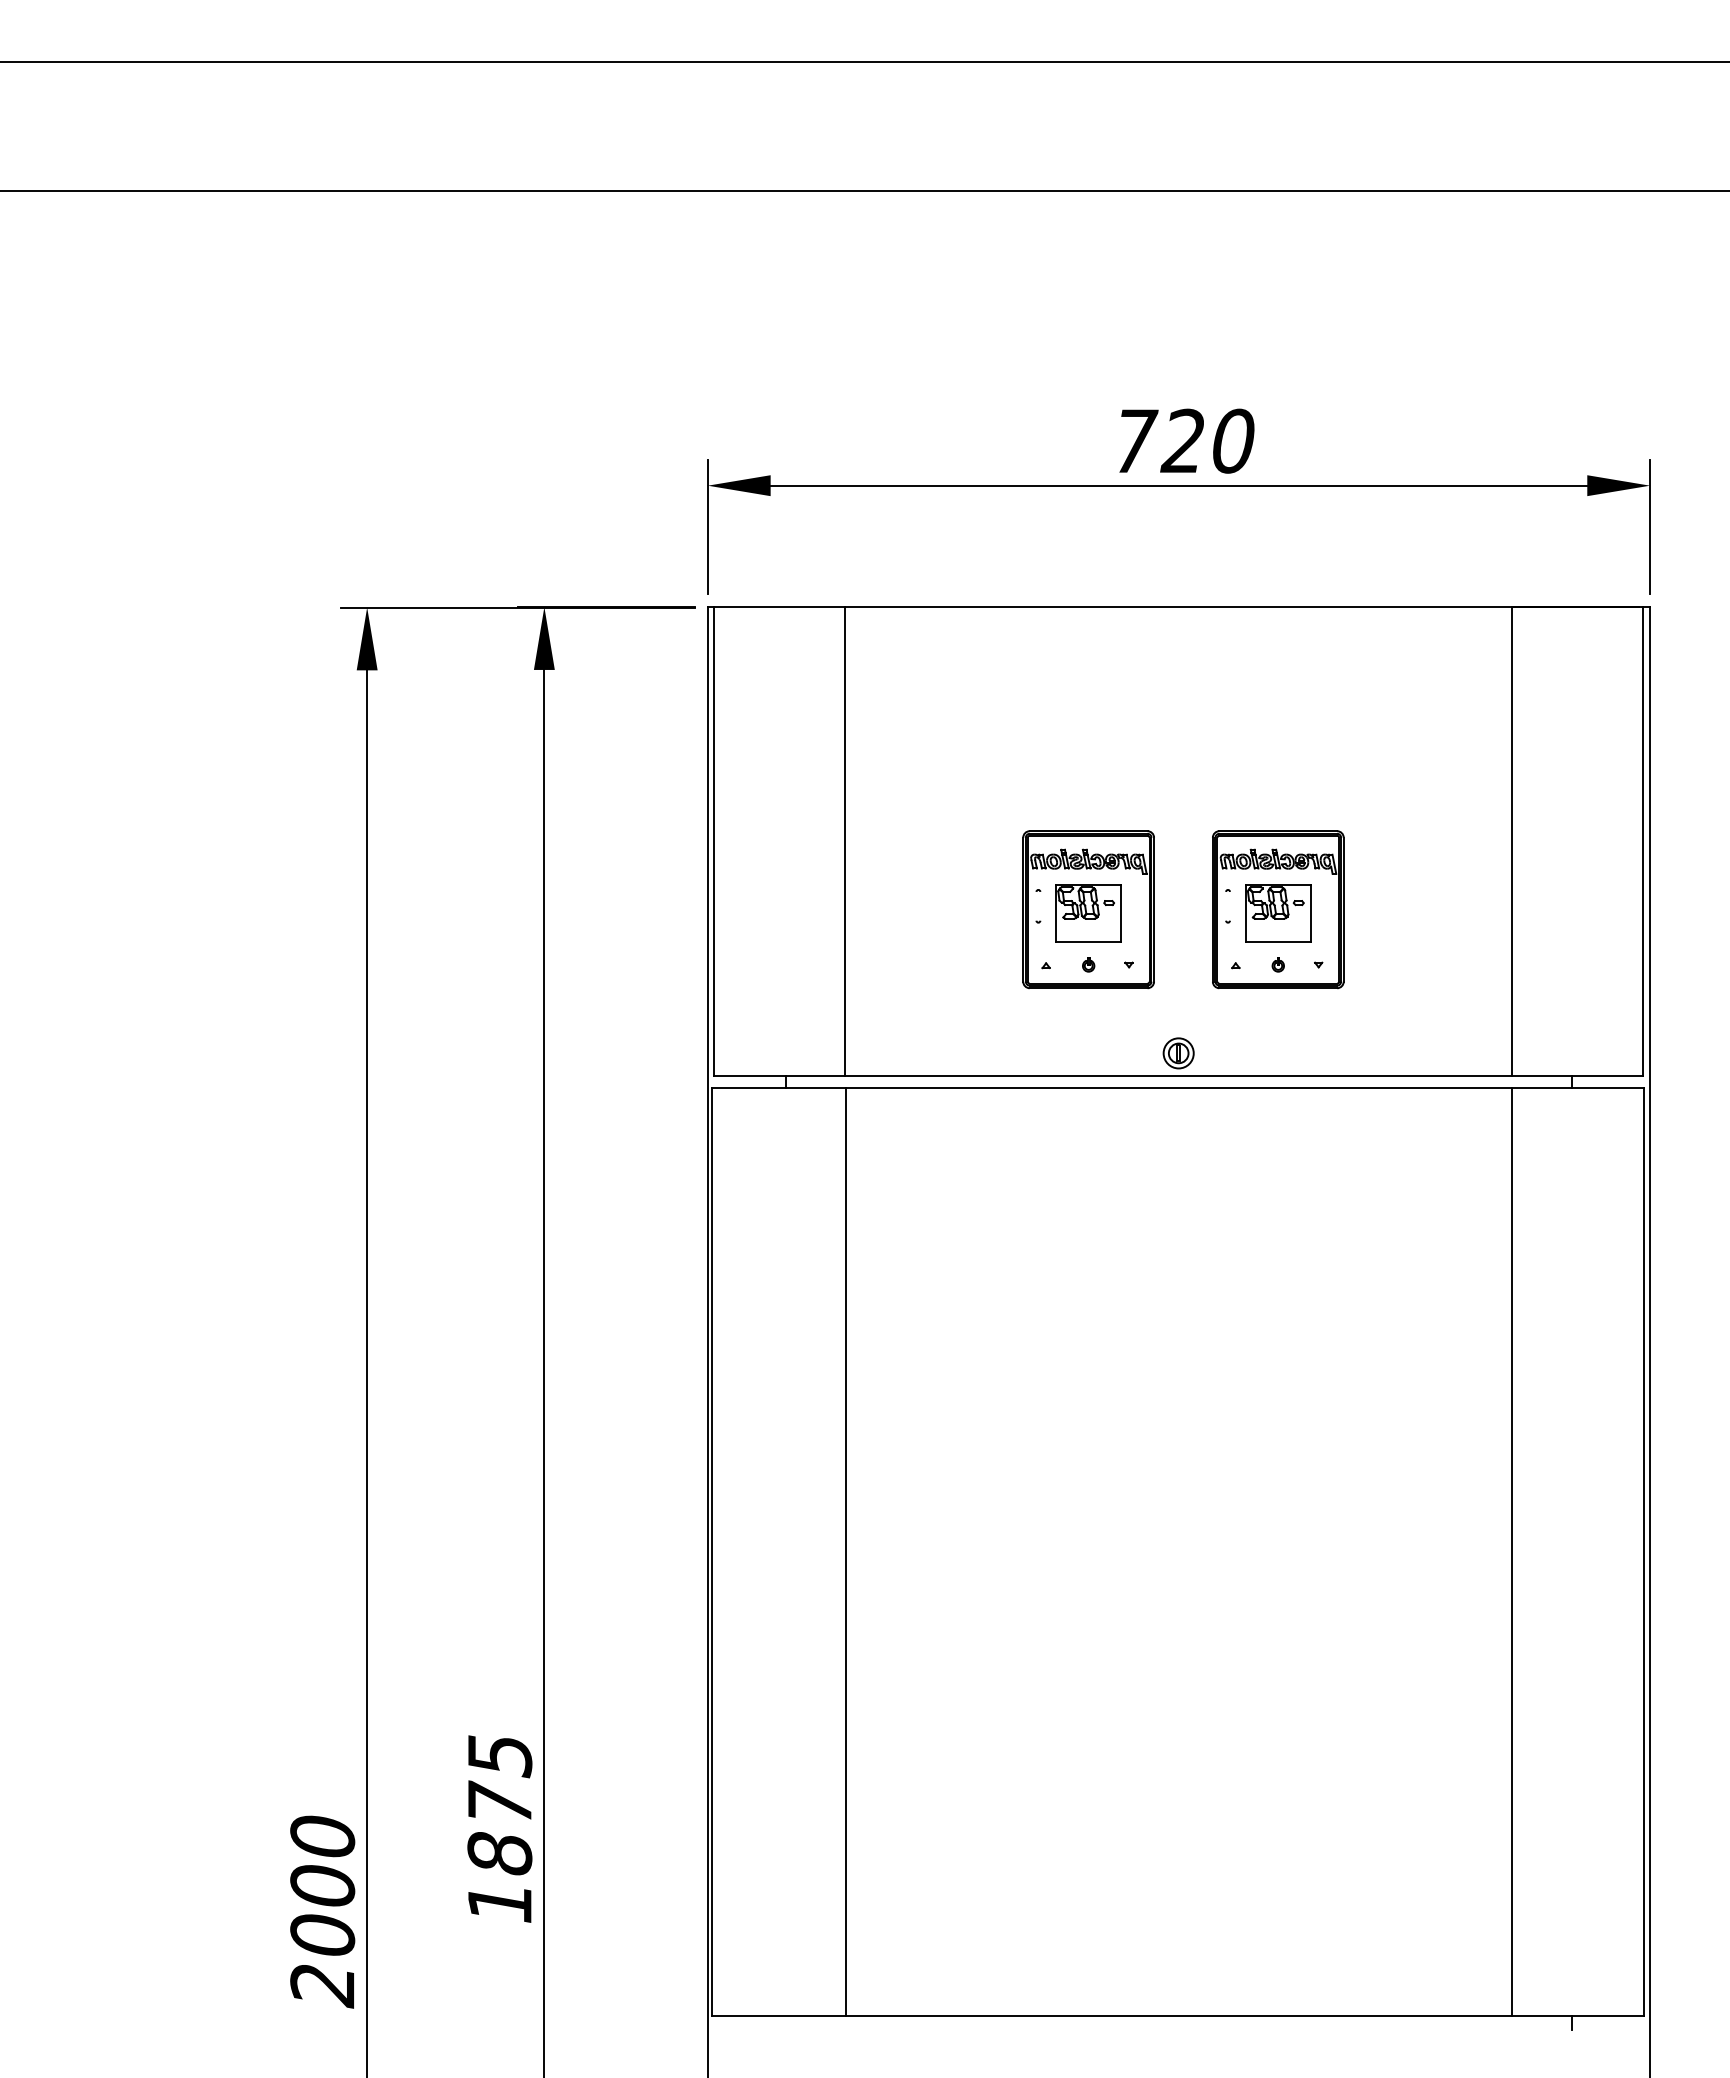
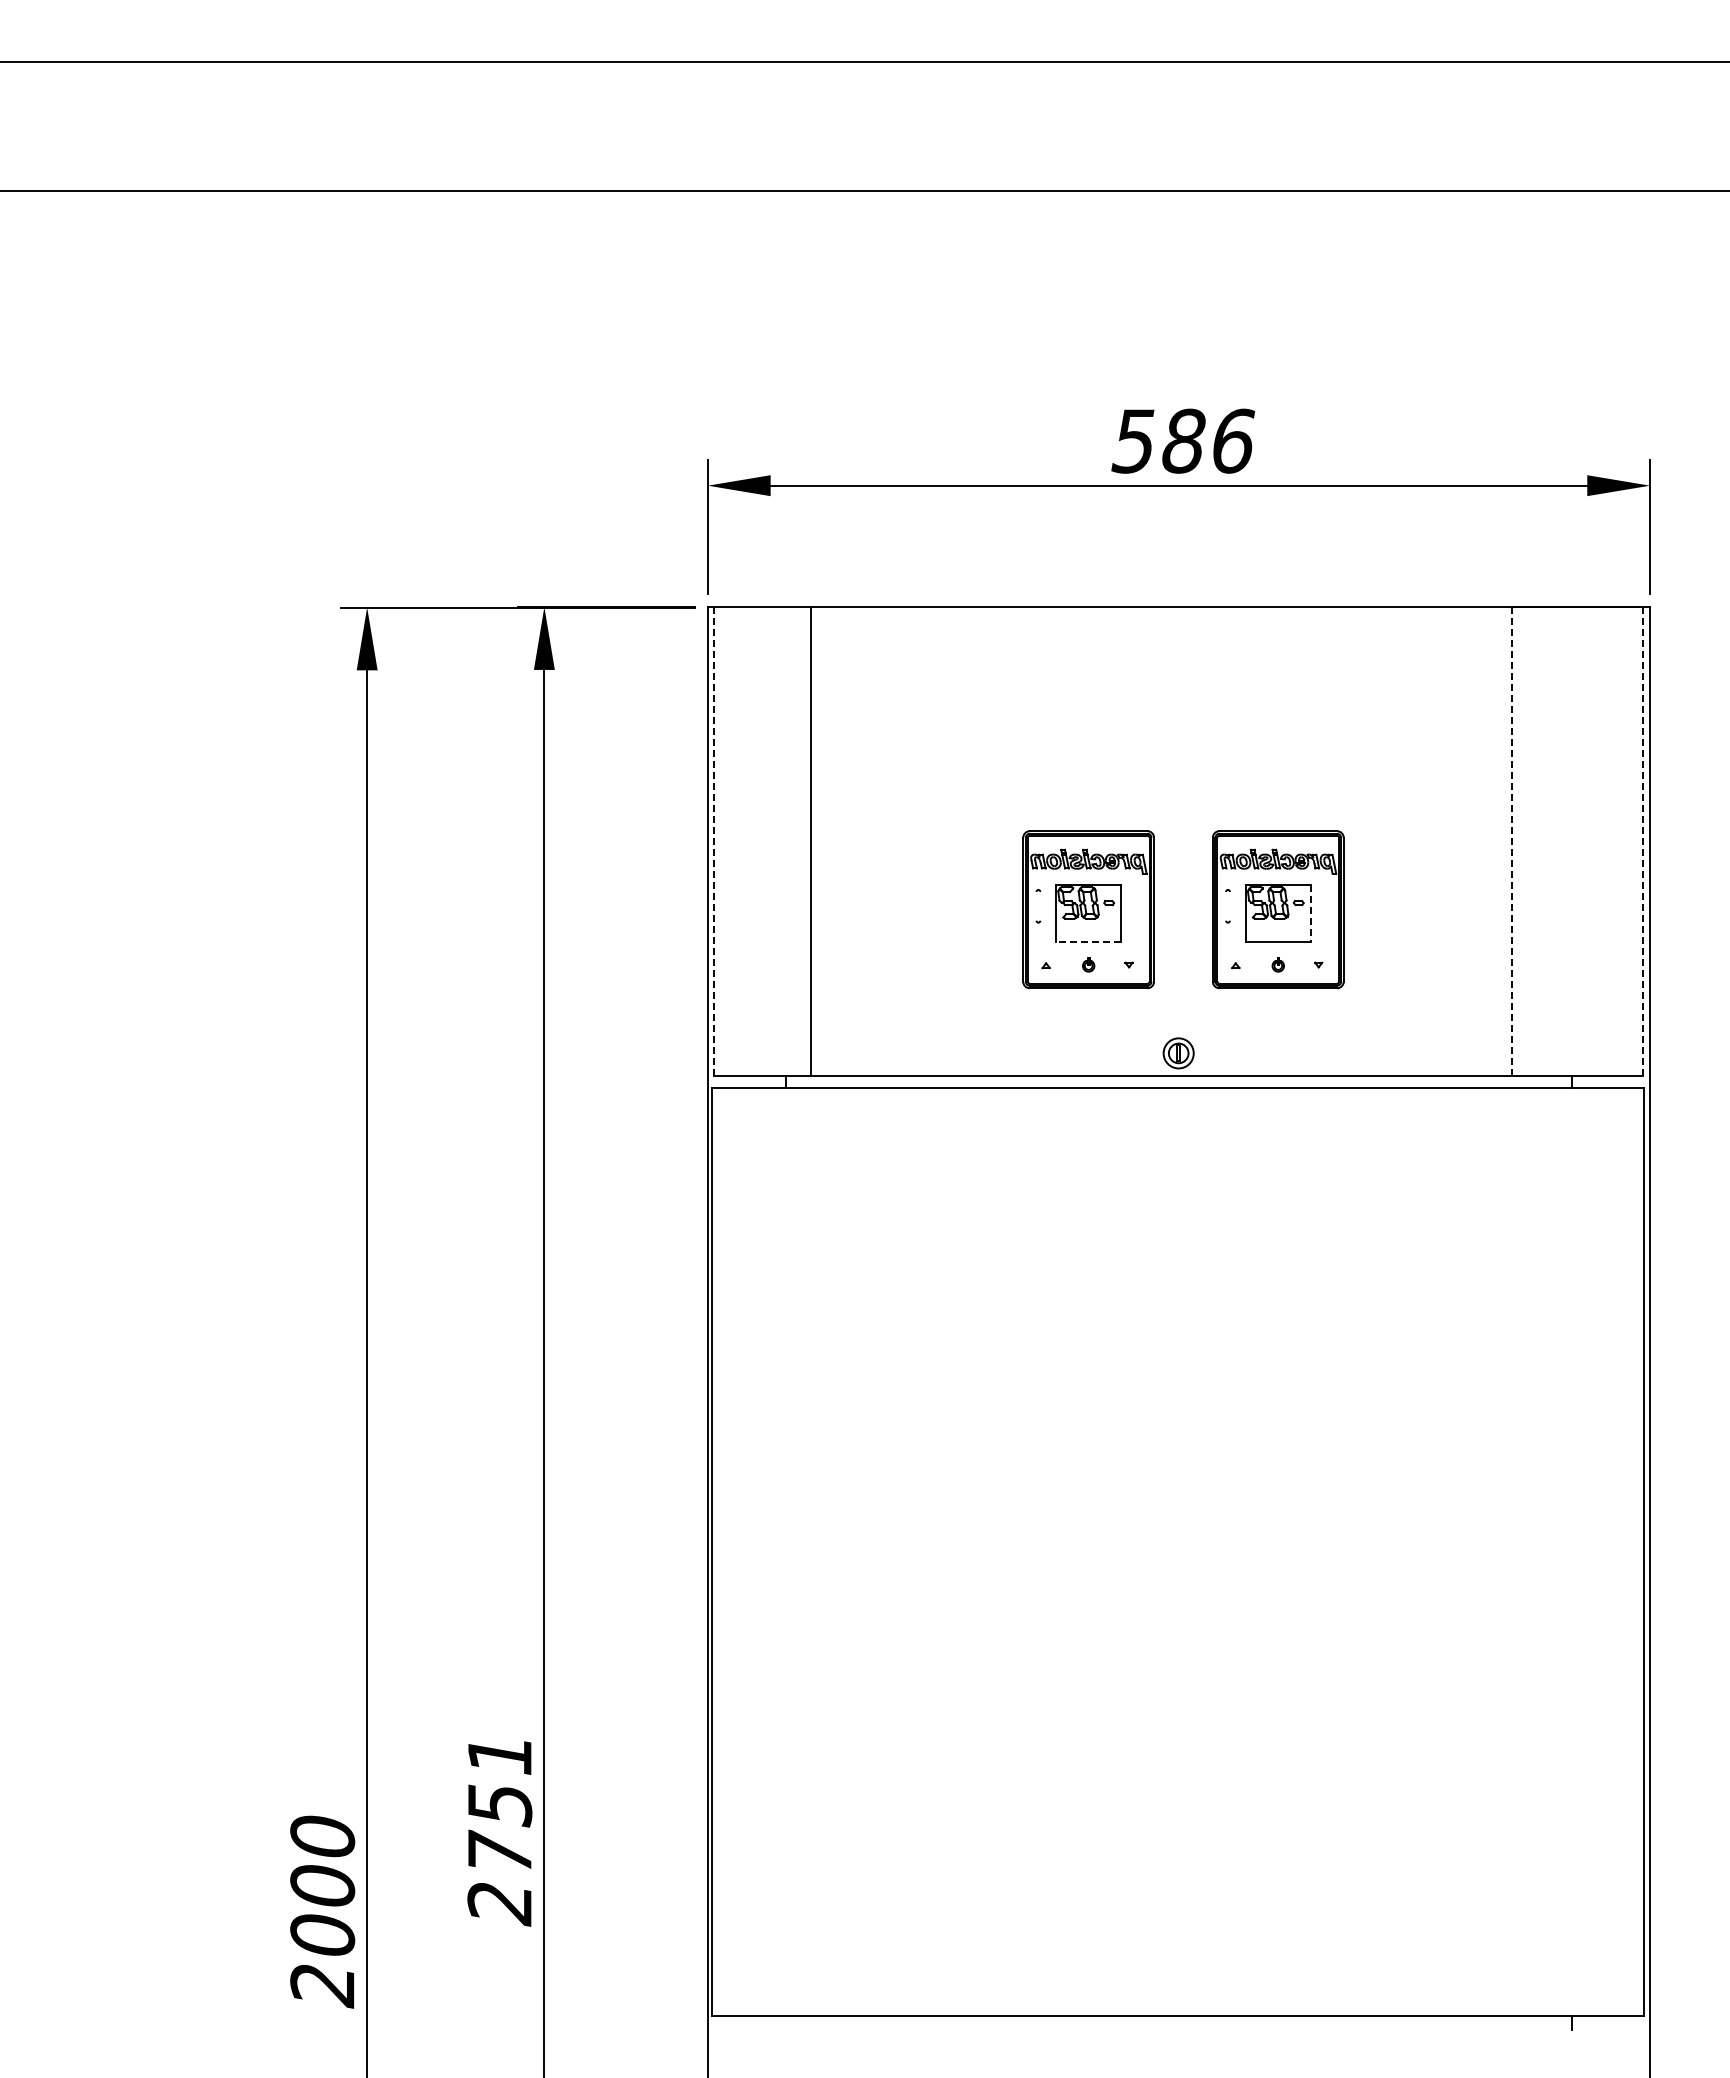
text: 720 -> 586 (1183, 440)
line: solid -> dashed (714, 841)
line position: (845, 841) -> (811, 841) (811, 841)
line: solid -> dashed (1512, 841)
line: solid -> dashed (1643, 841)
line: solid -> dashed (1311, 914)
line: solid -> dashed (1088, 941)
line: present -> none (845, 1551)
line: present -> none (1512, 1551)
text: 1875 -> 2751 (499, 1830)
